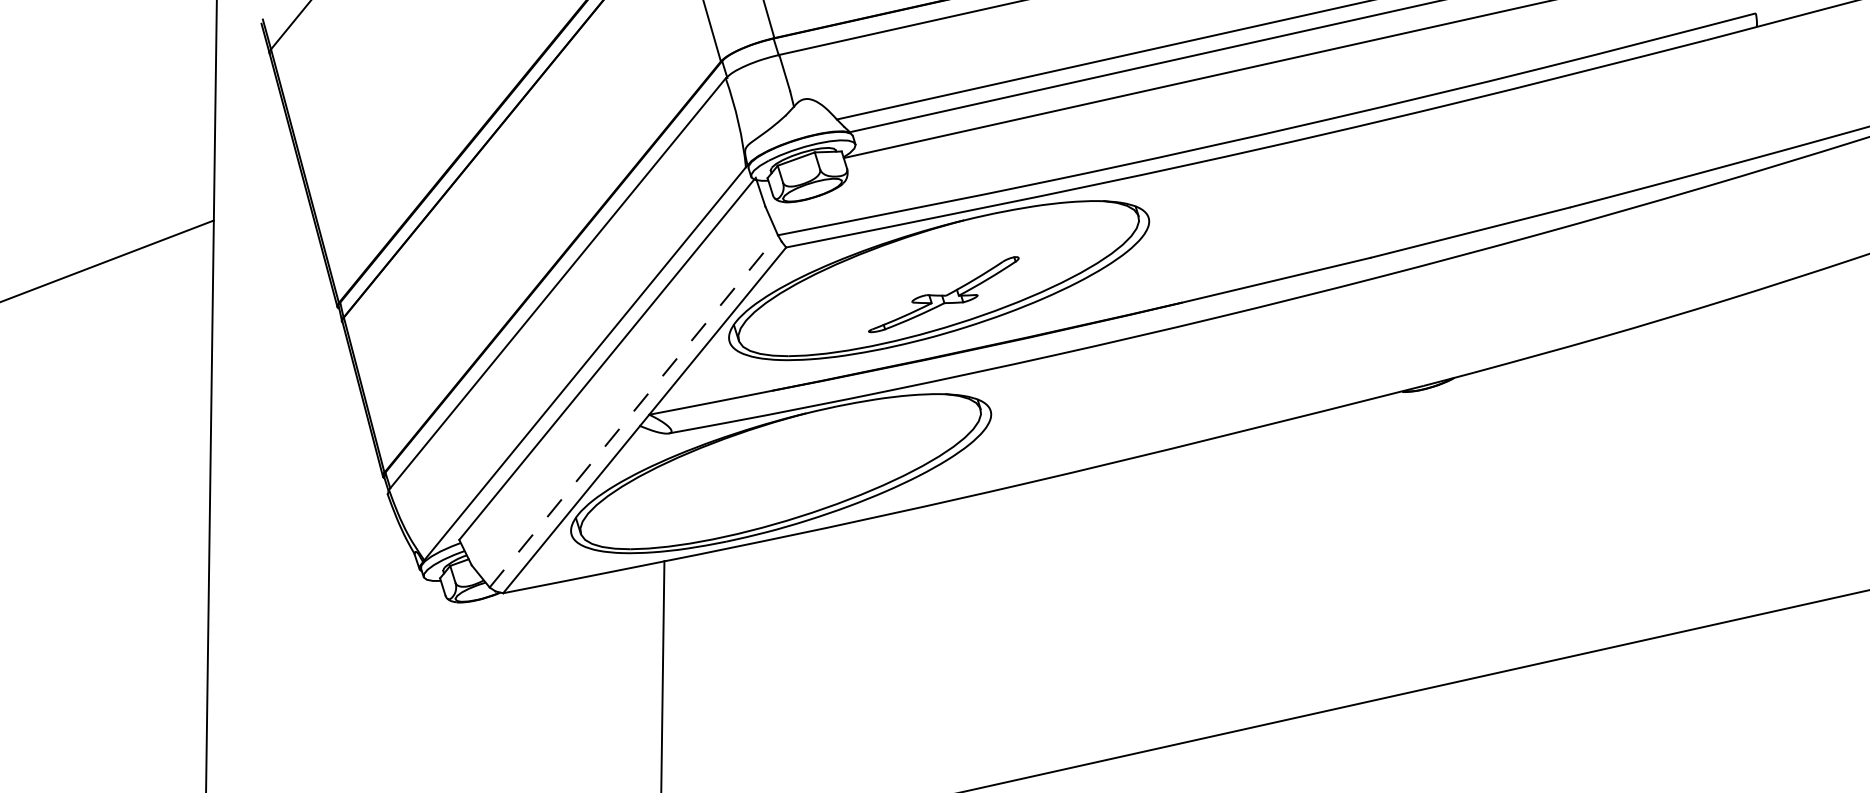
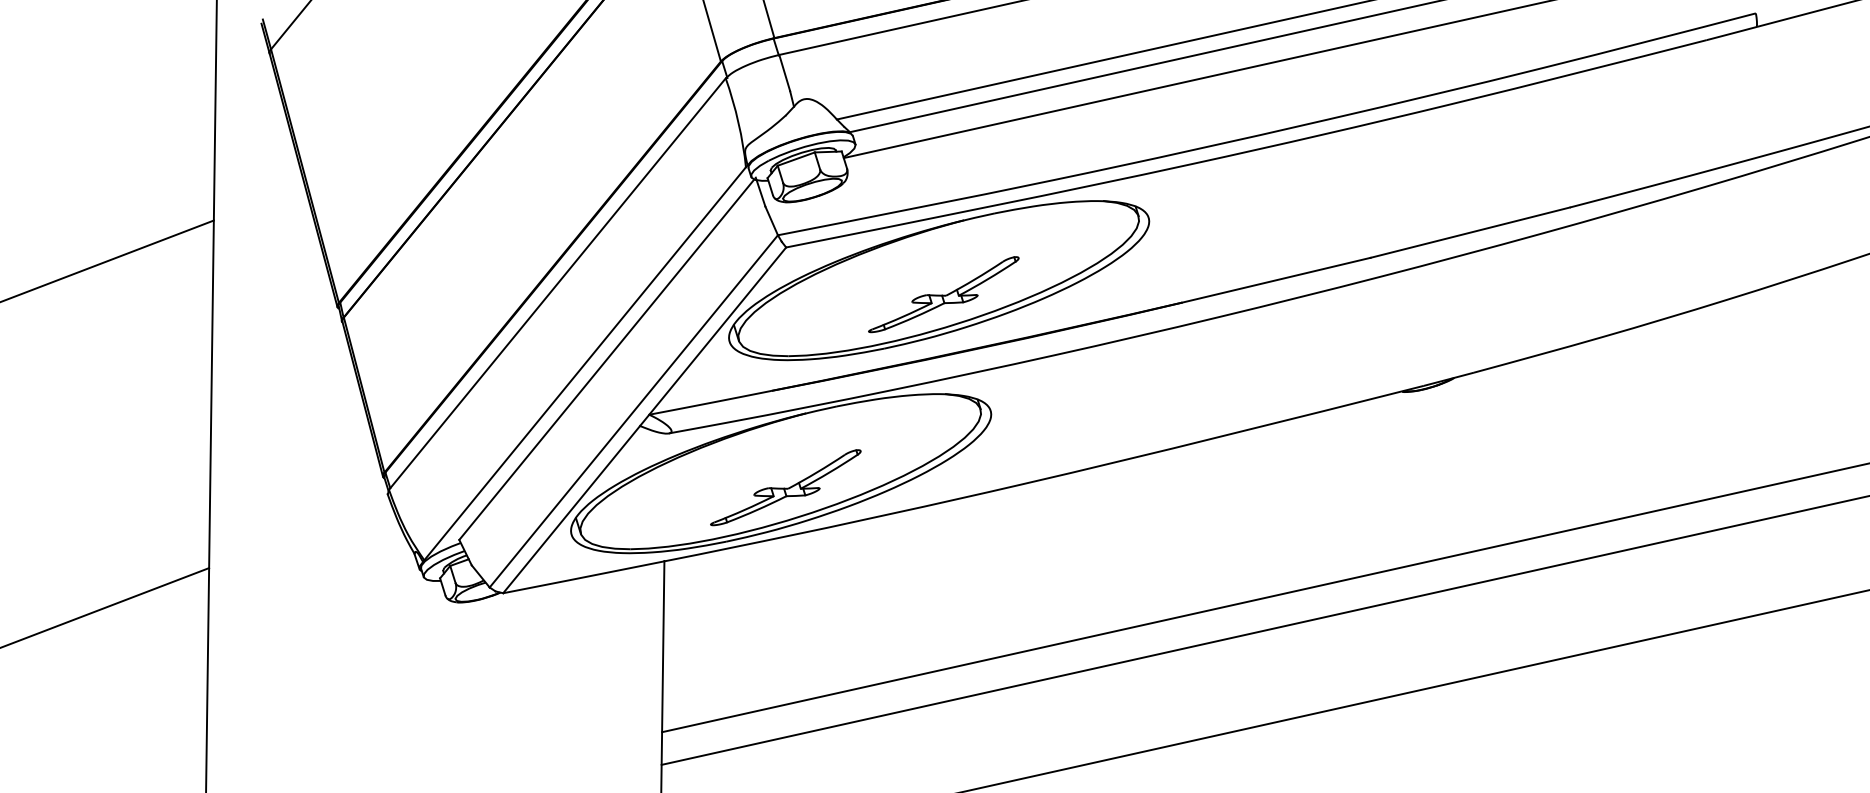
line: dashed -> solid (633, 411)
part: none -> present (785, 487)
line: none -> present (1264, 598)
line: none -> present (105, 607)
line: none -> present (1263, 630)
